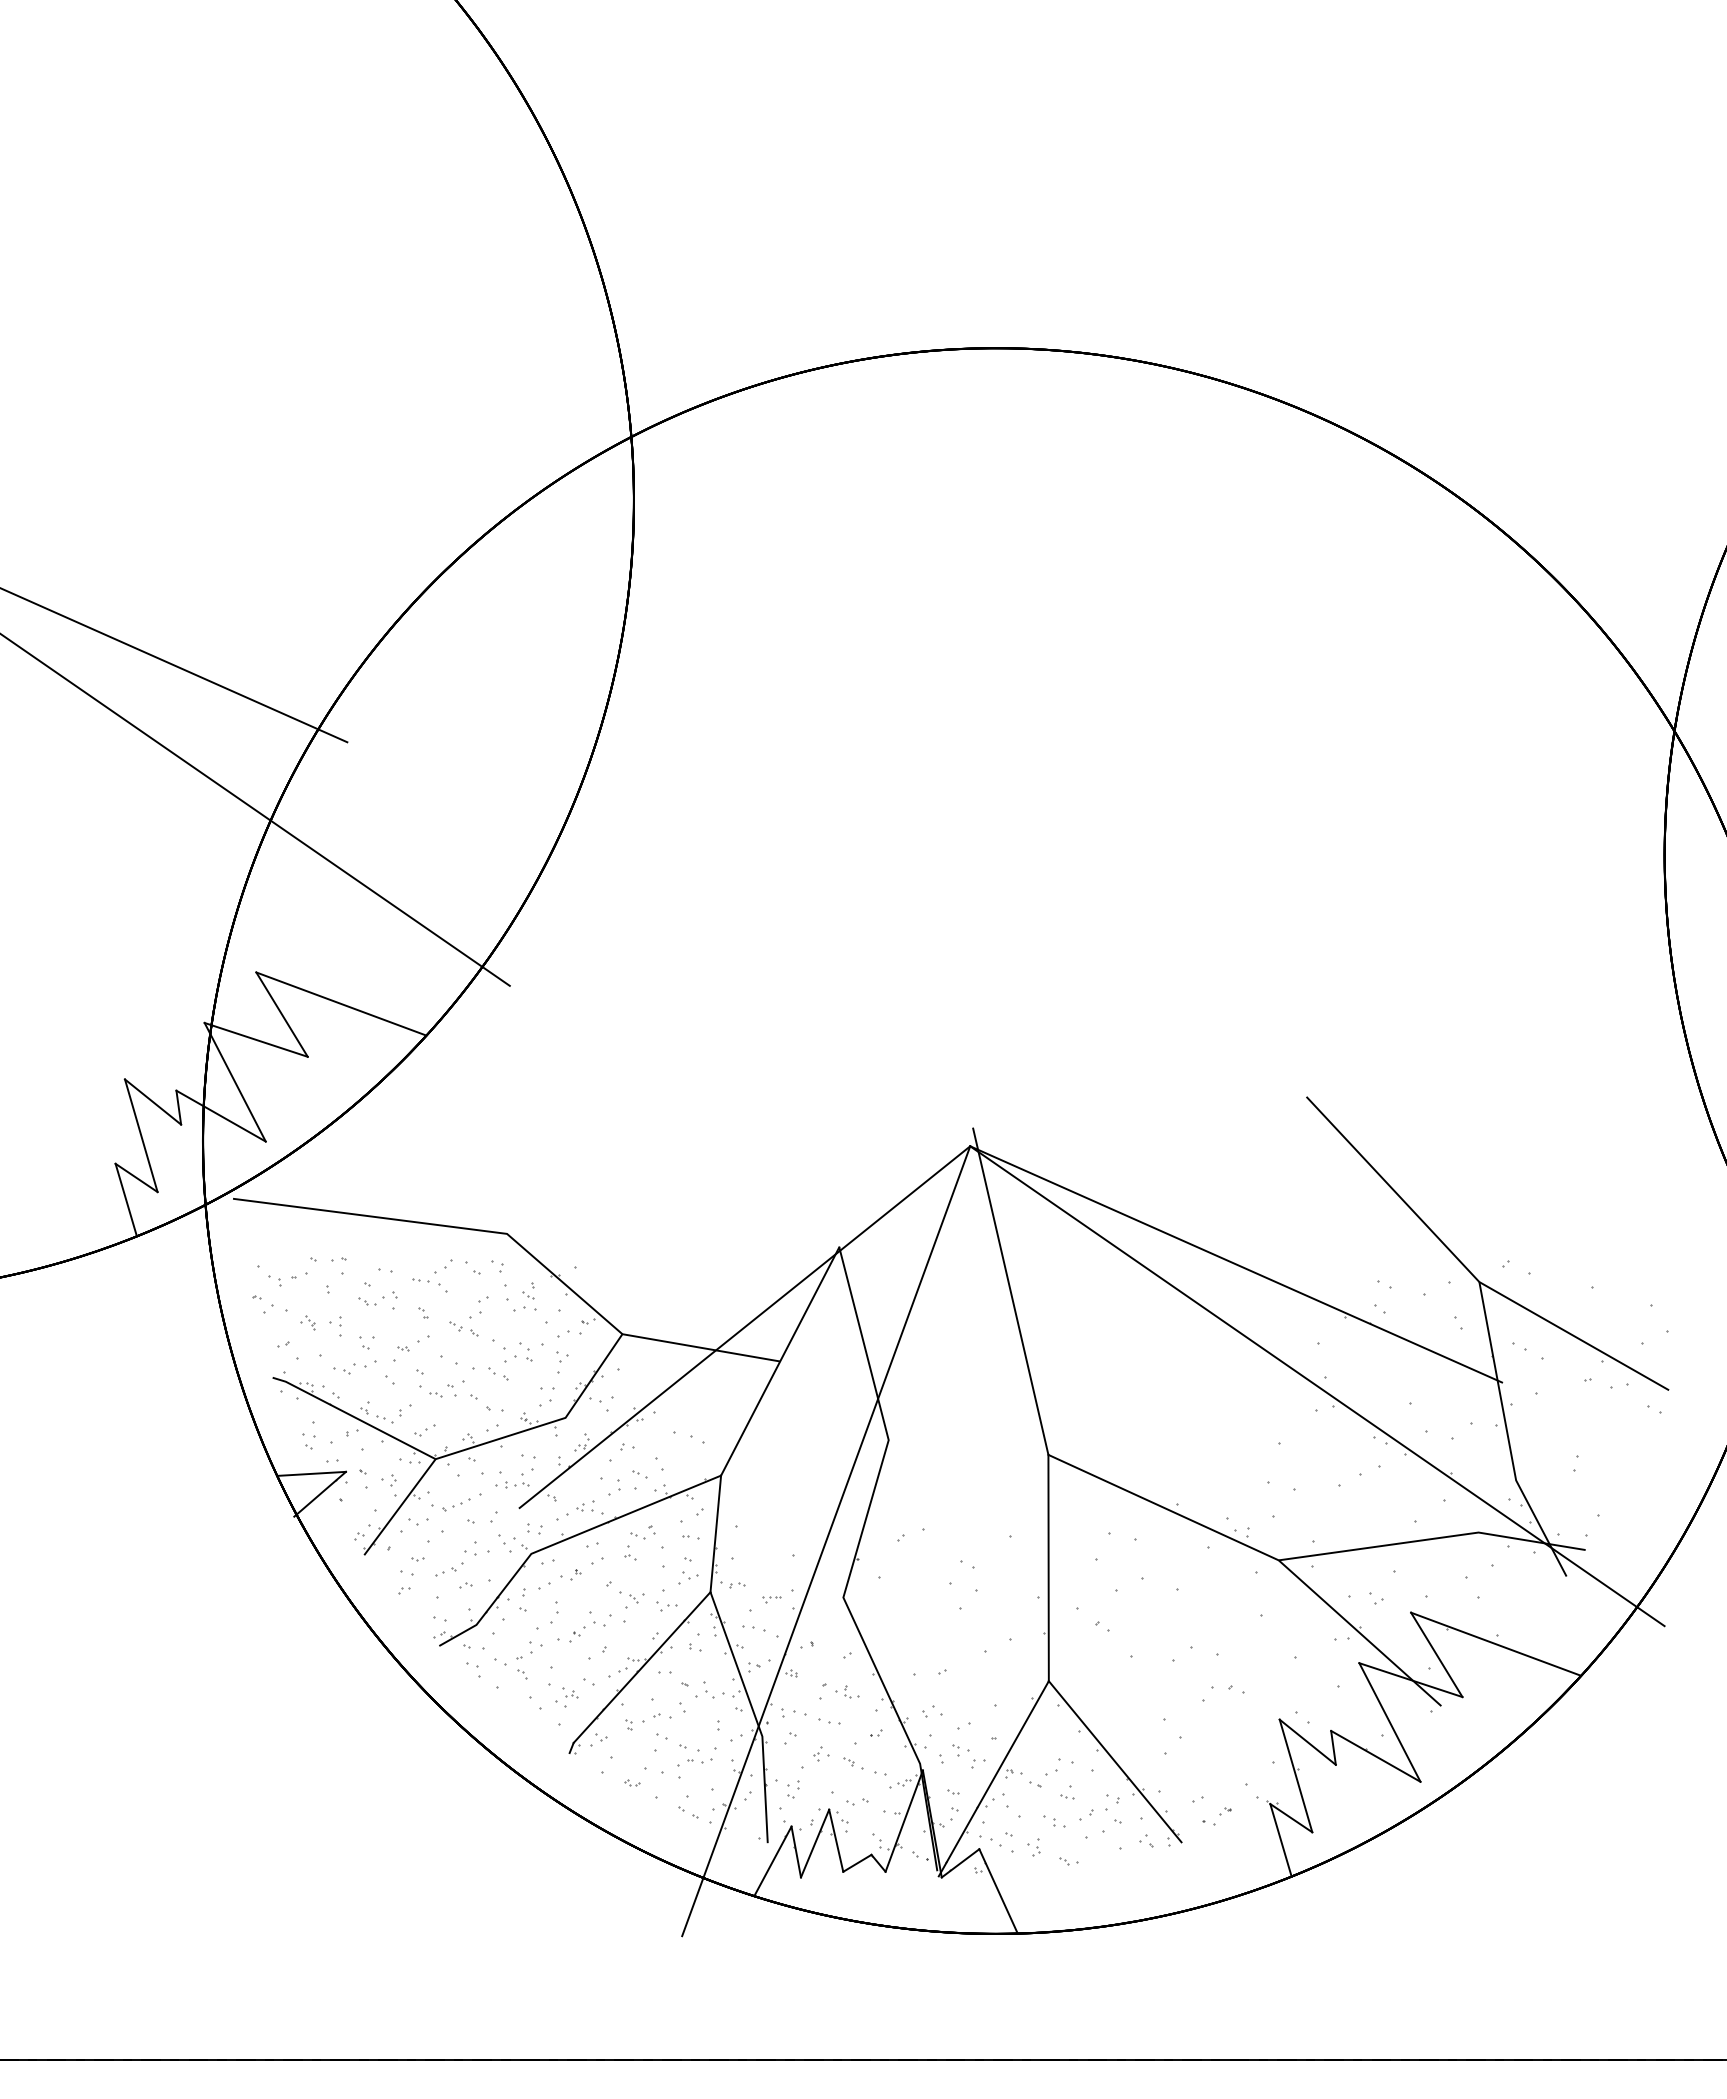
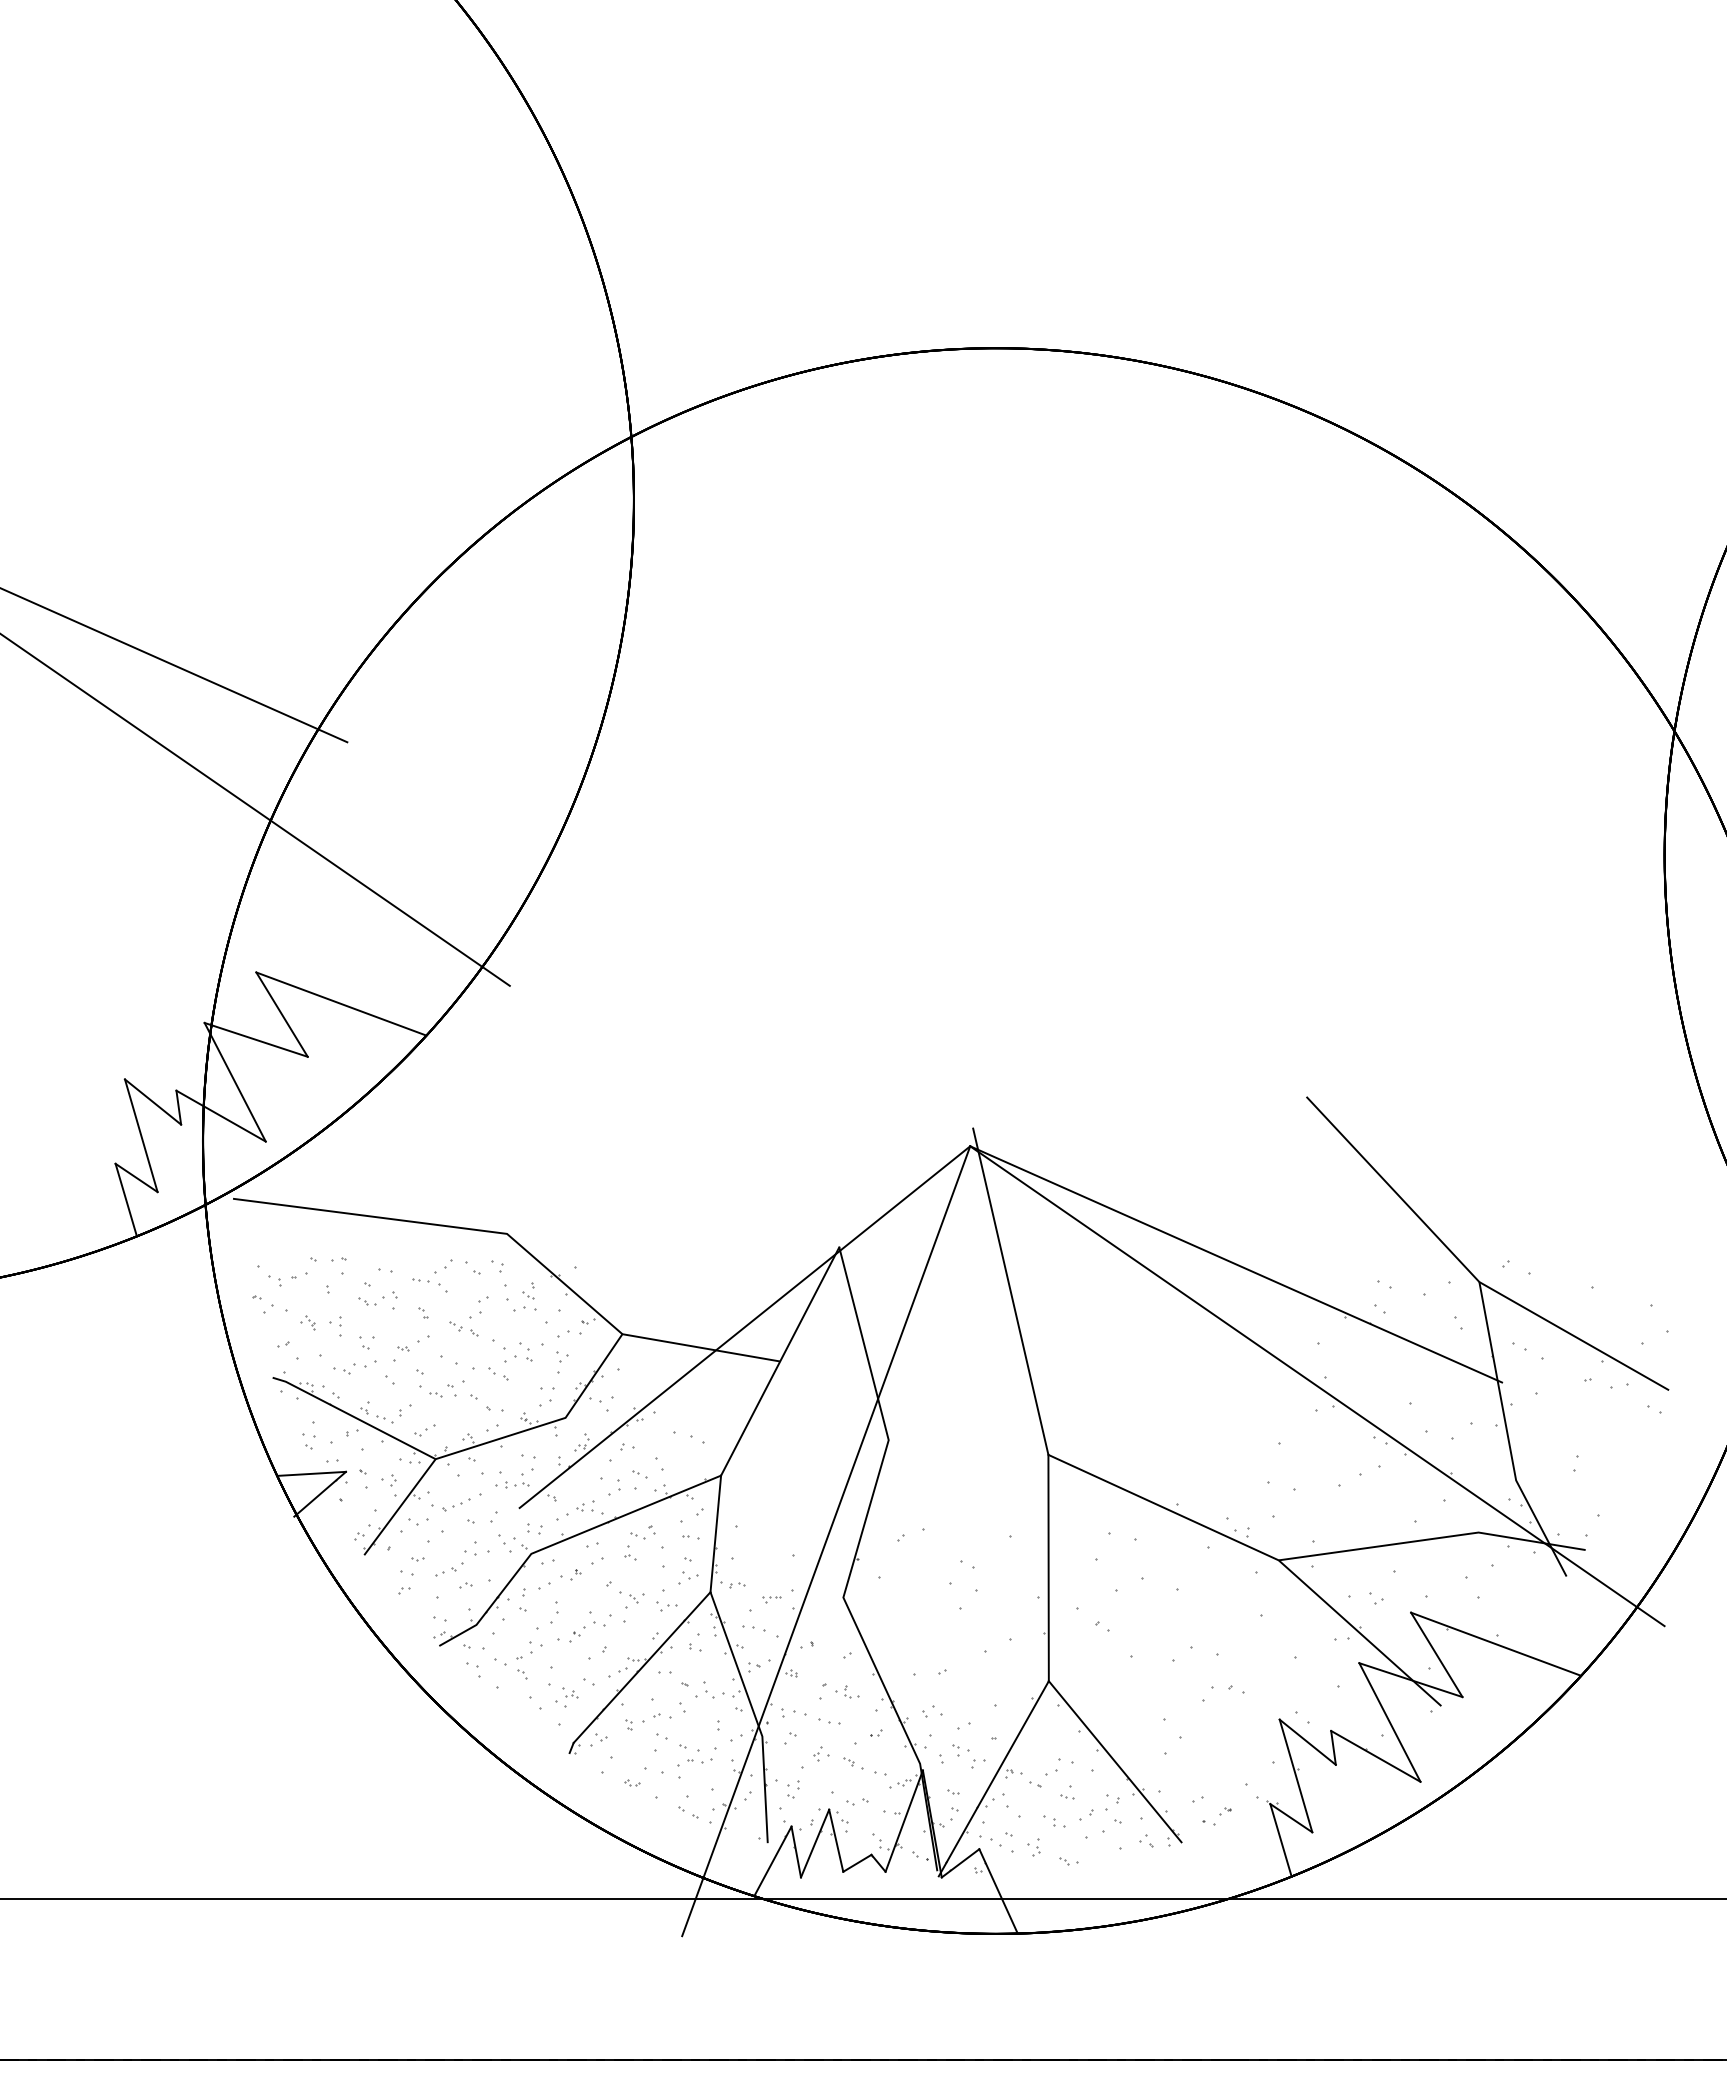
line: none -> present (862, 1899)
